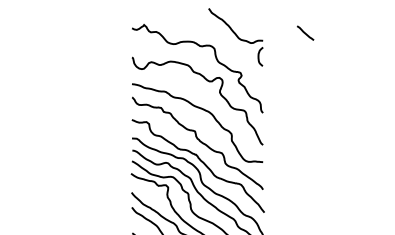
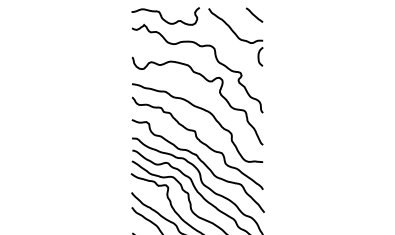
curve: none -> present (163, 18)
line position: (305, 32) -> (254, 14) (254, 14)
